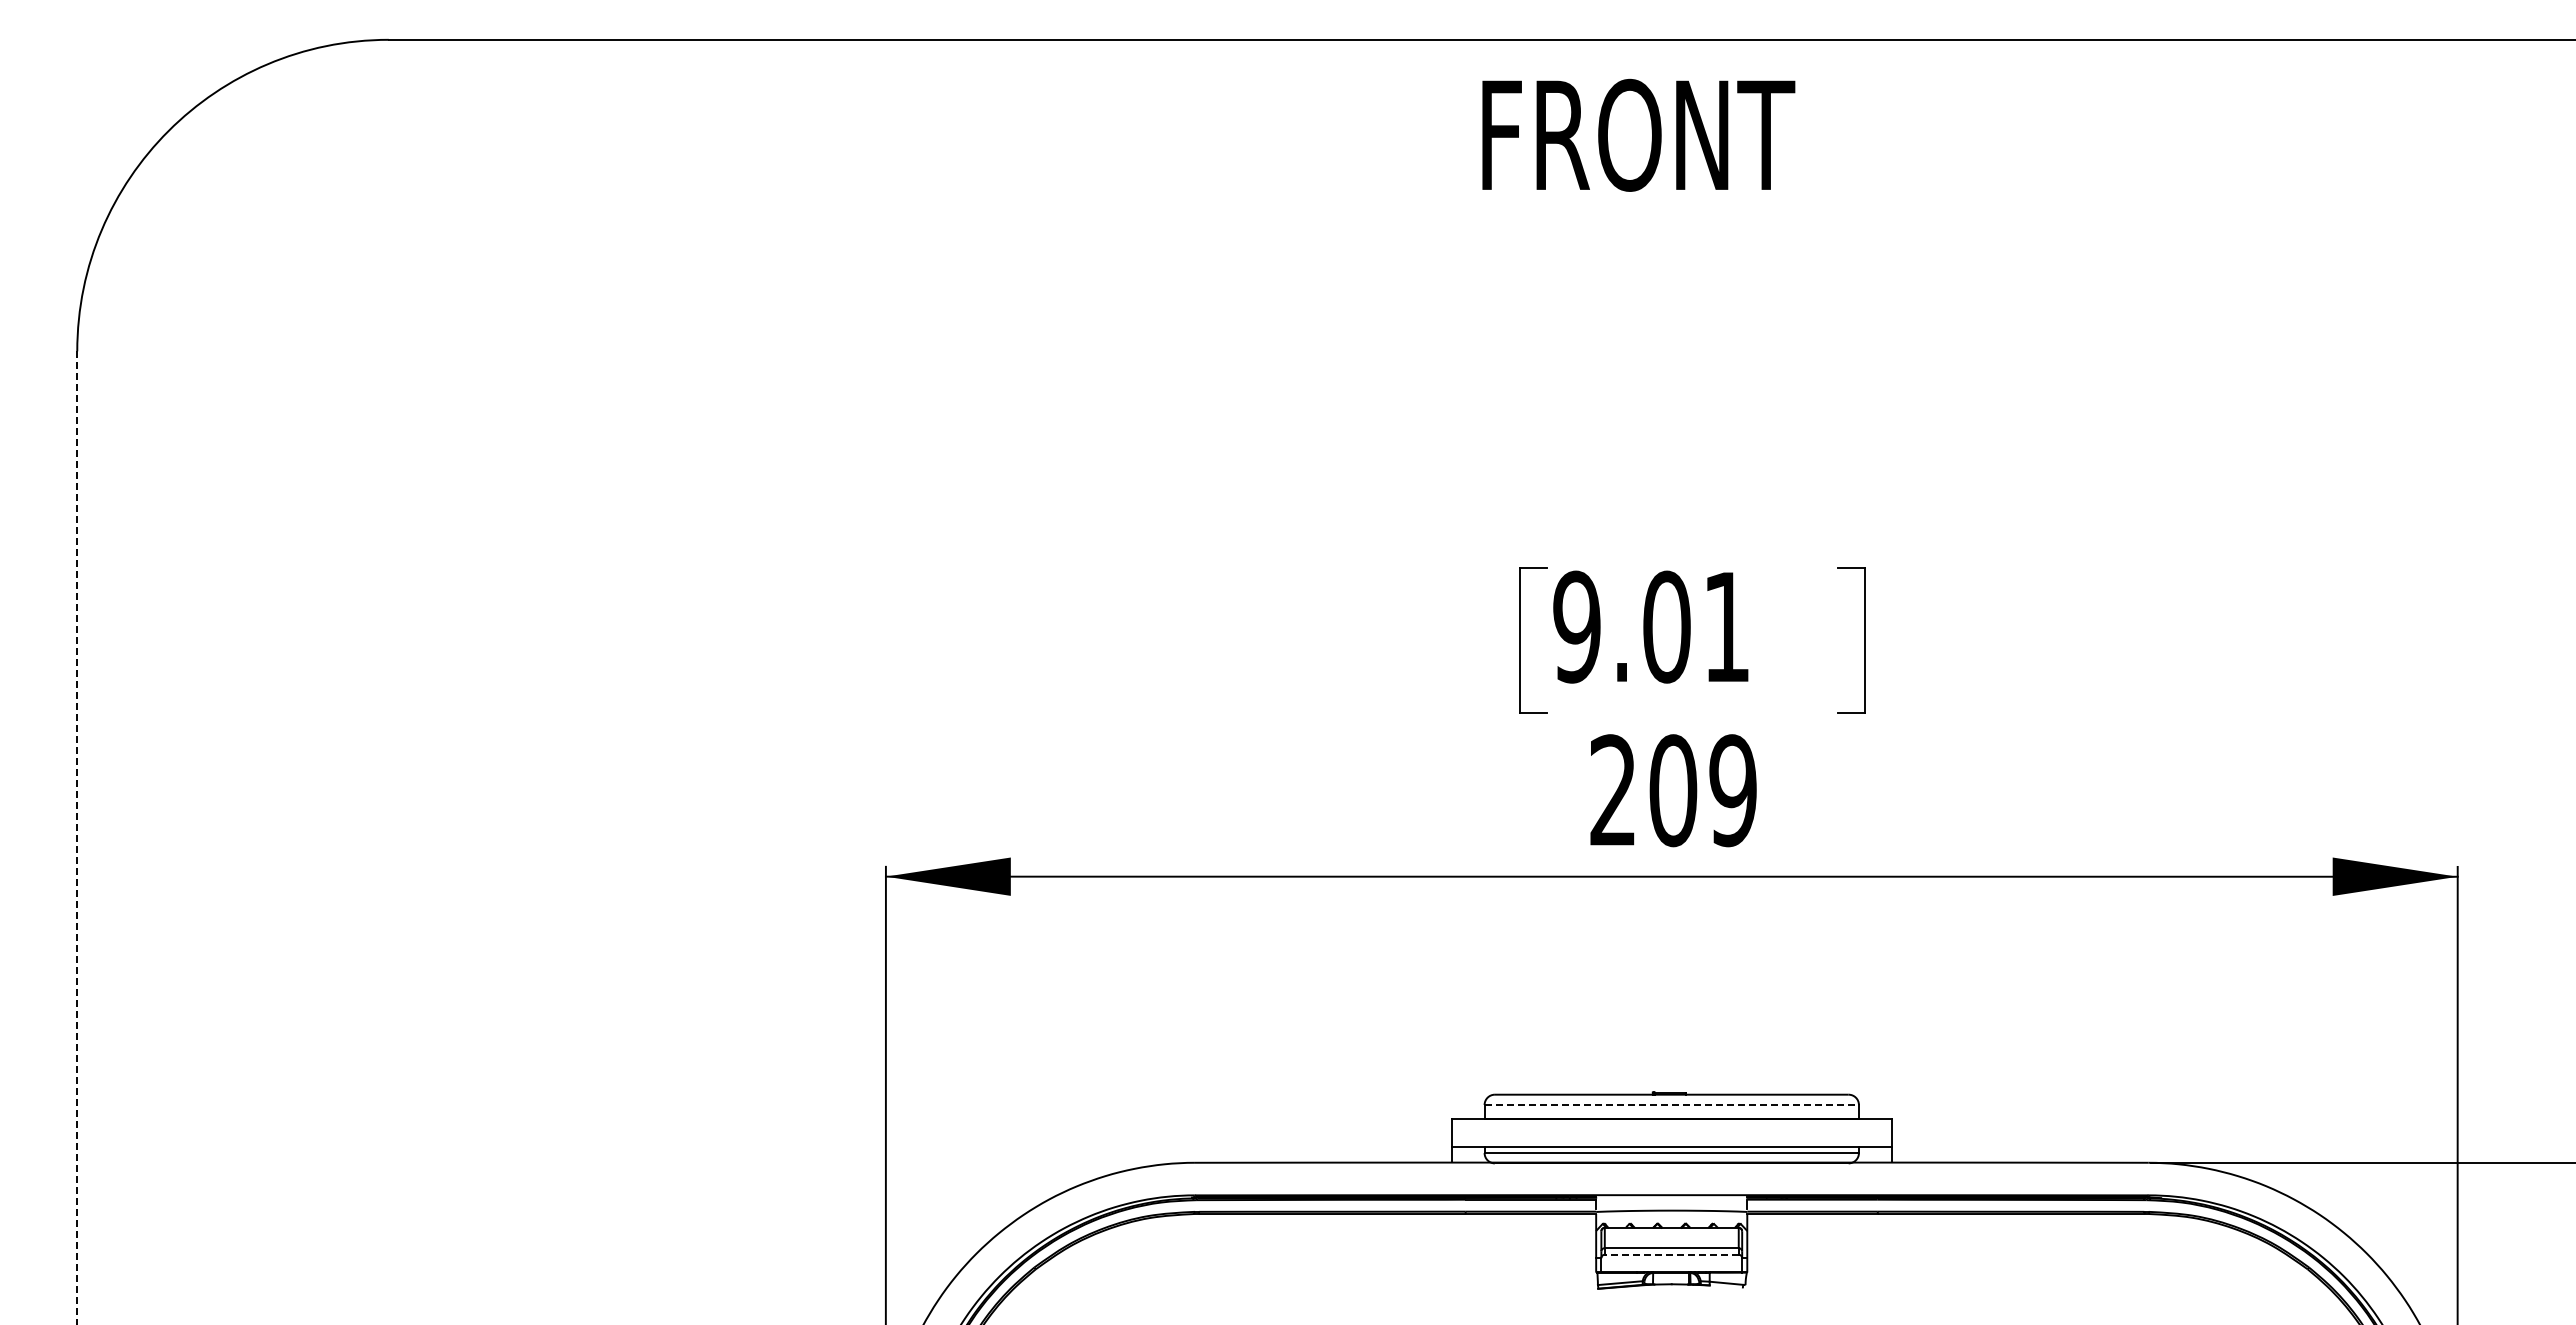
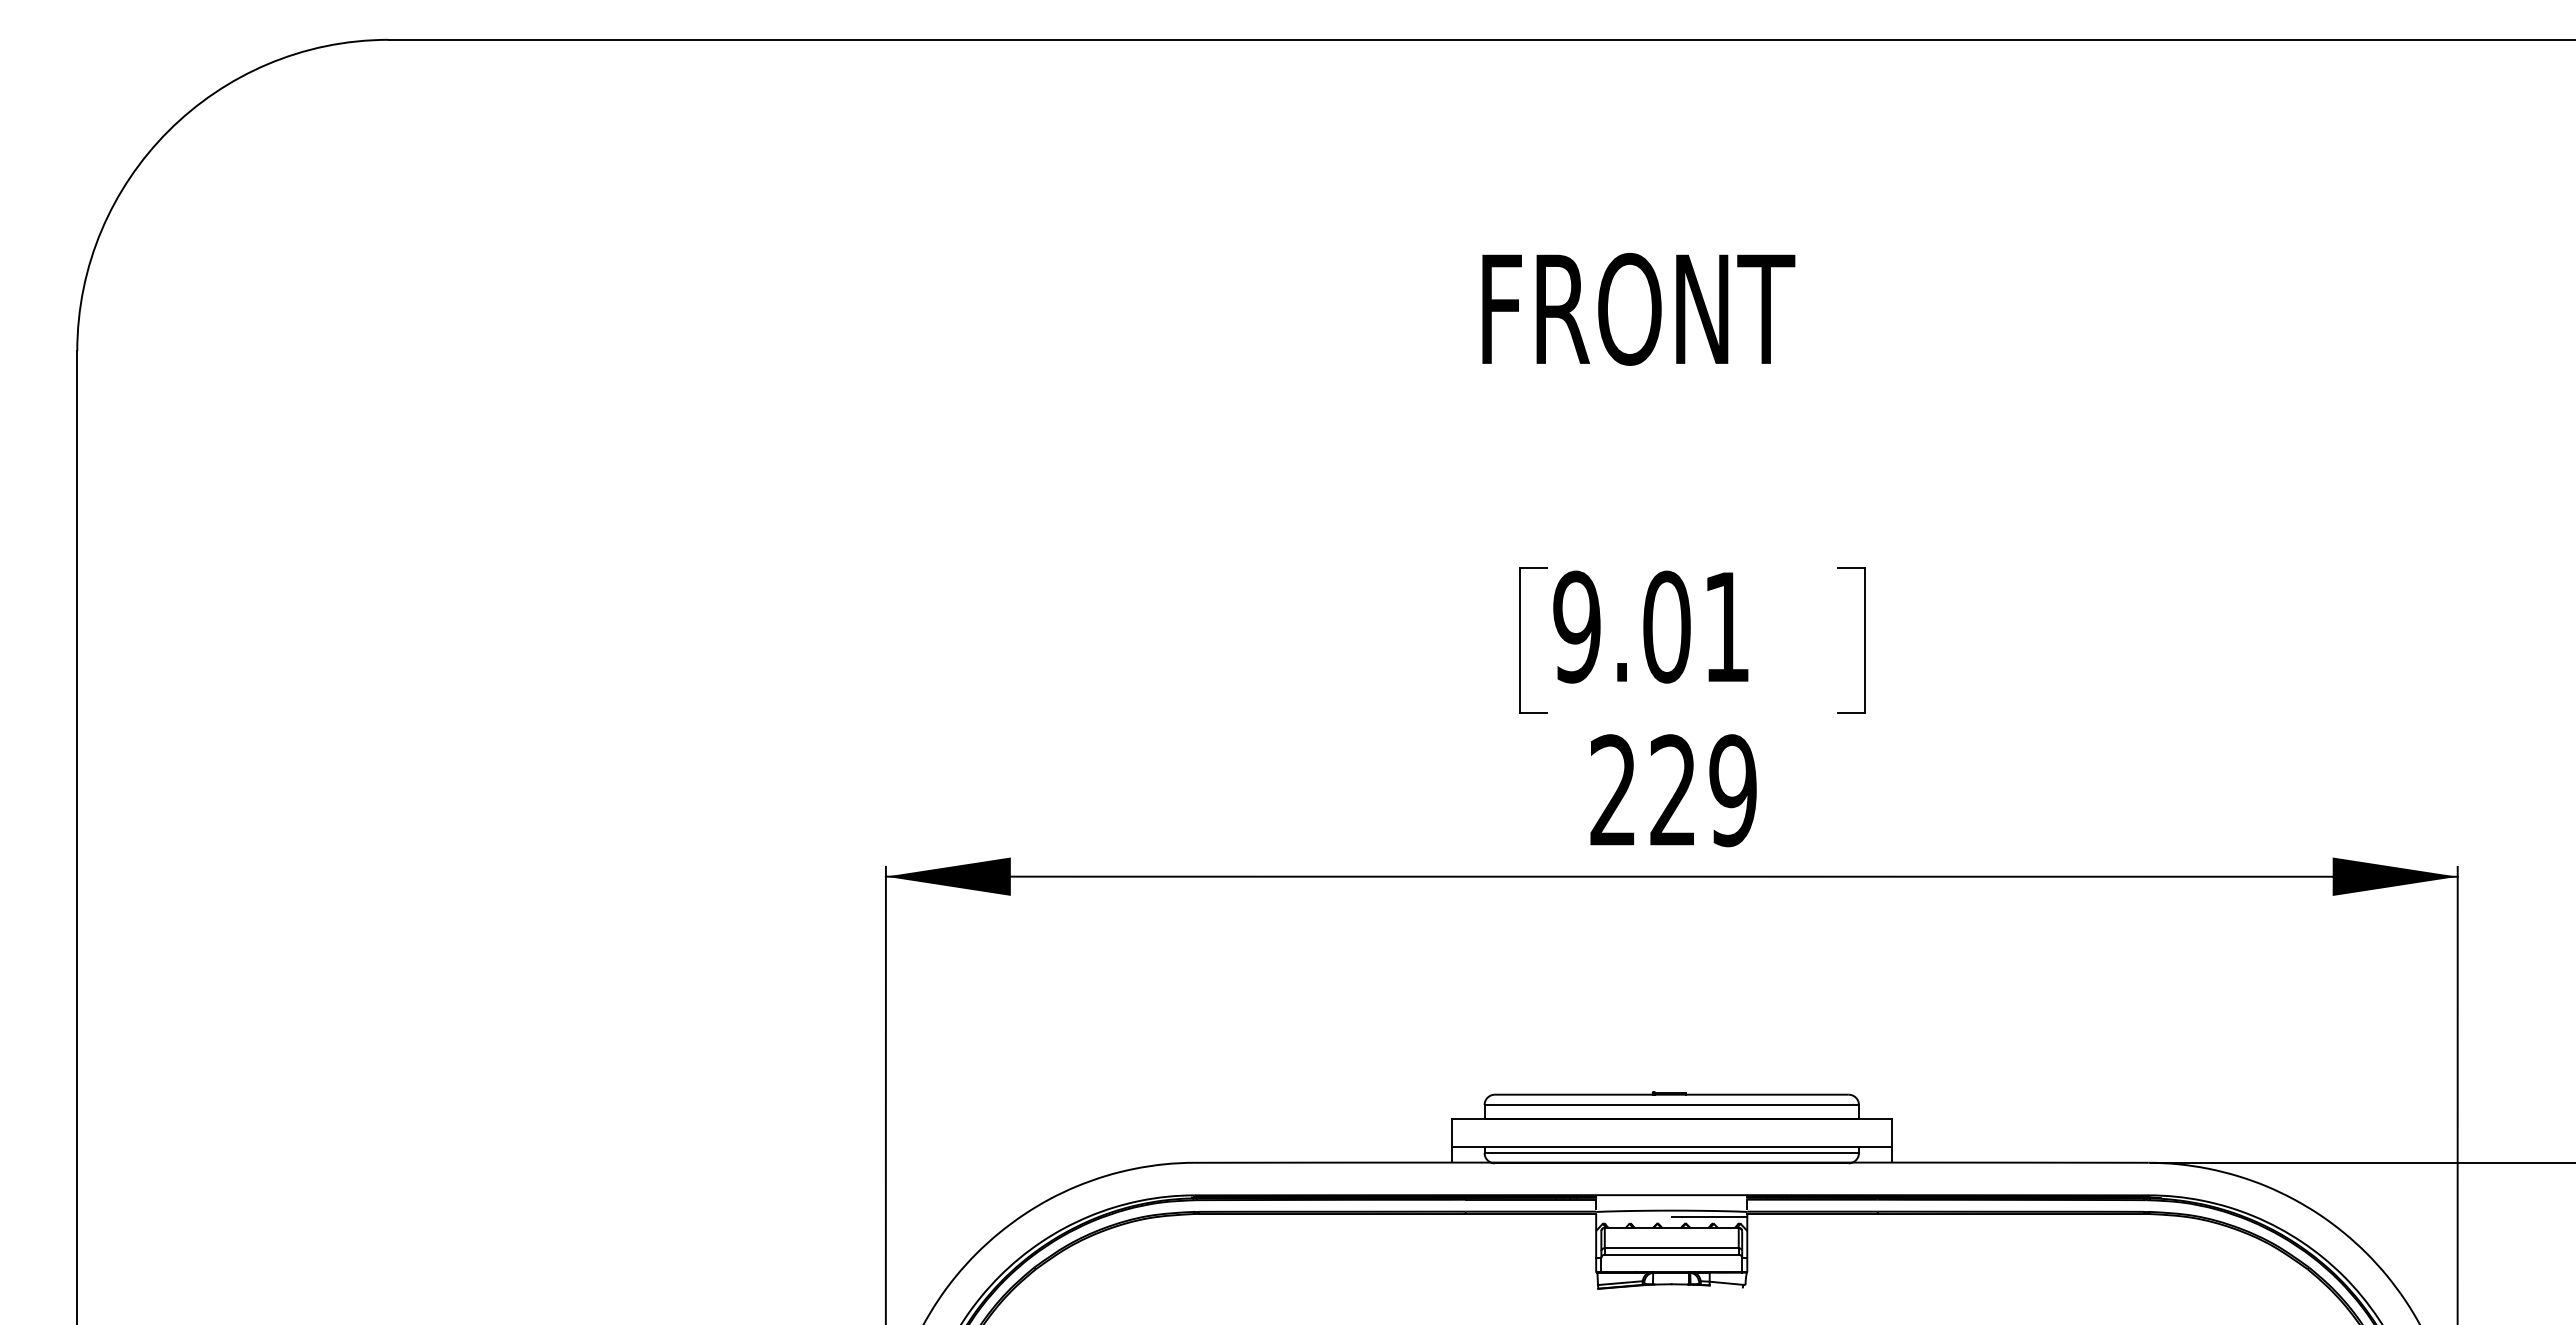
text position: (1638, 134) -> (1638, 308) (1638, 308)
text: 209 -> 229 (1673, 790)
line: dashed -> solid (77, 838)
line: dashed -> solid (1672, 1104)
line: none -> present (1709, 1216)
line: dashed -> solid (1671, 1254)
